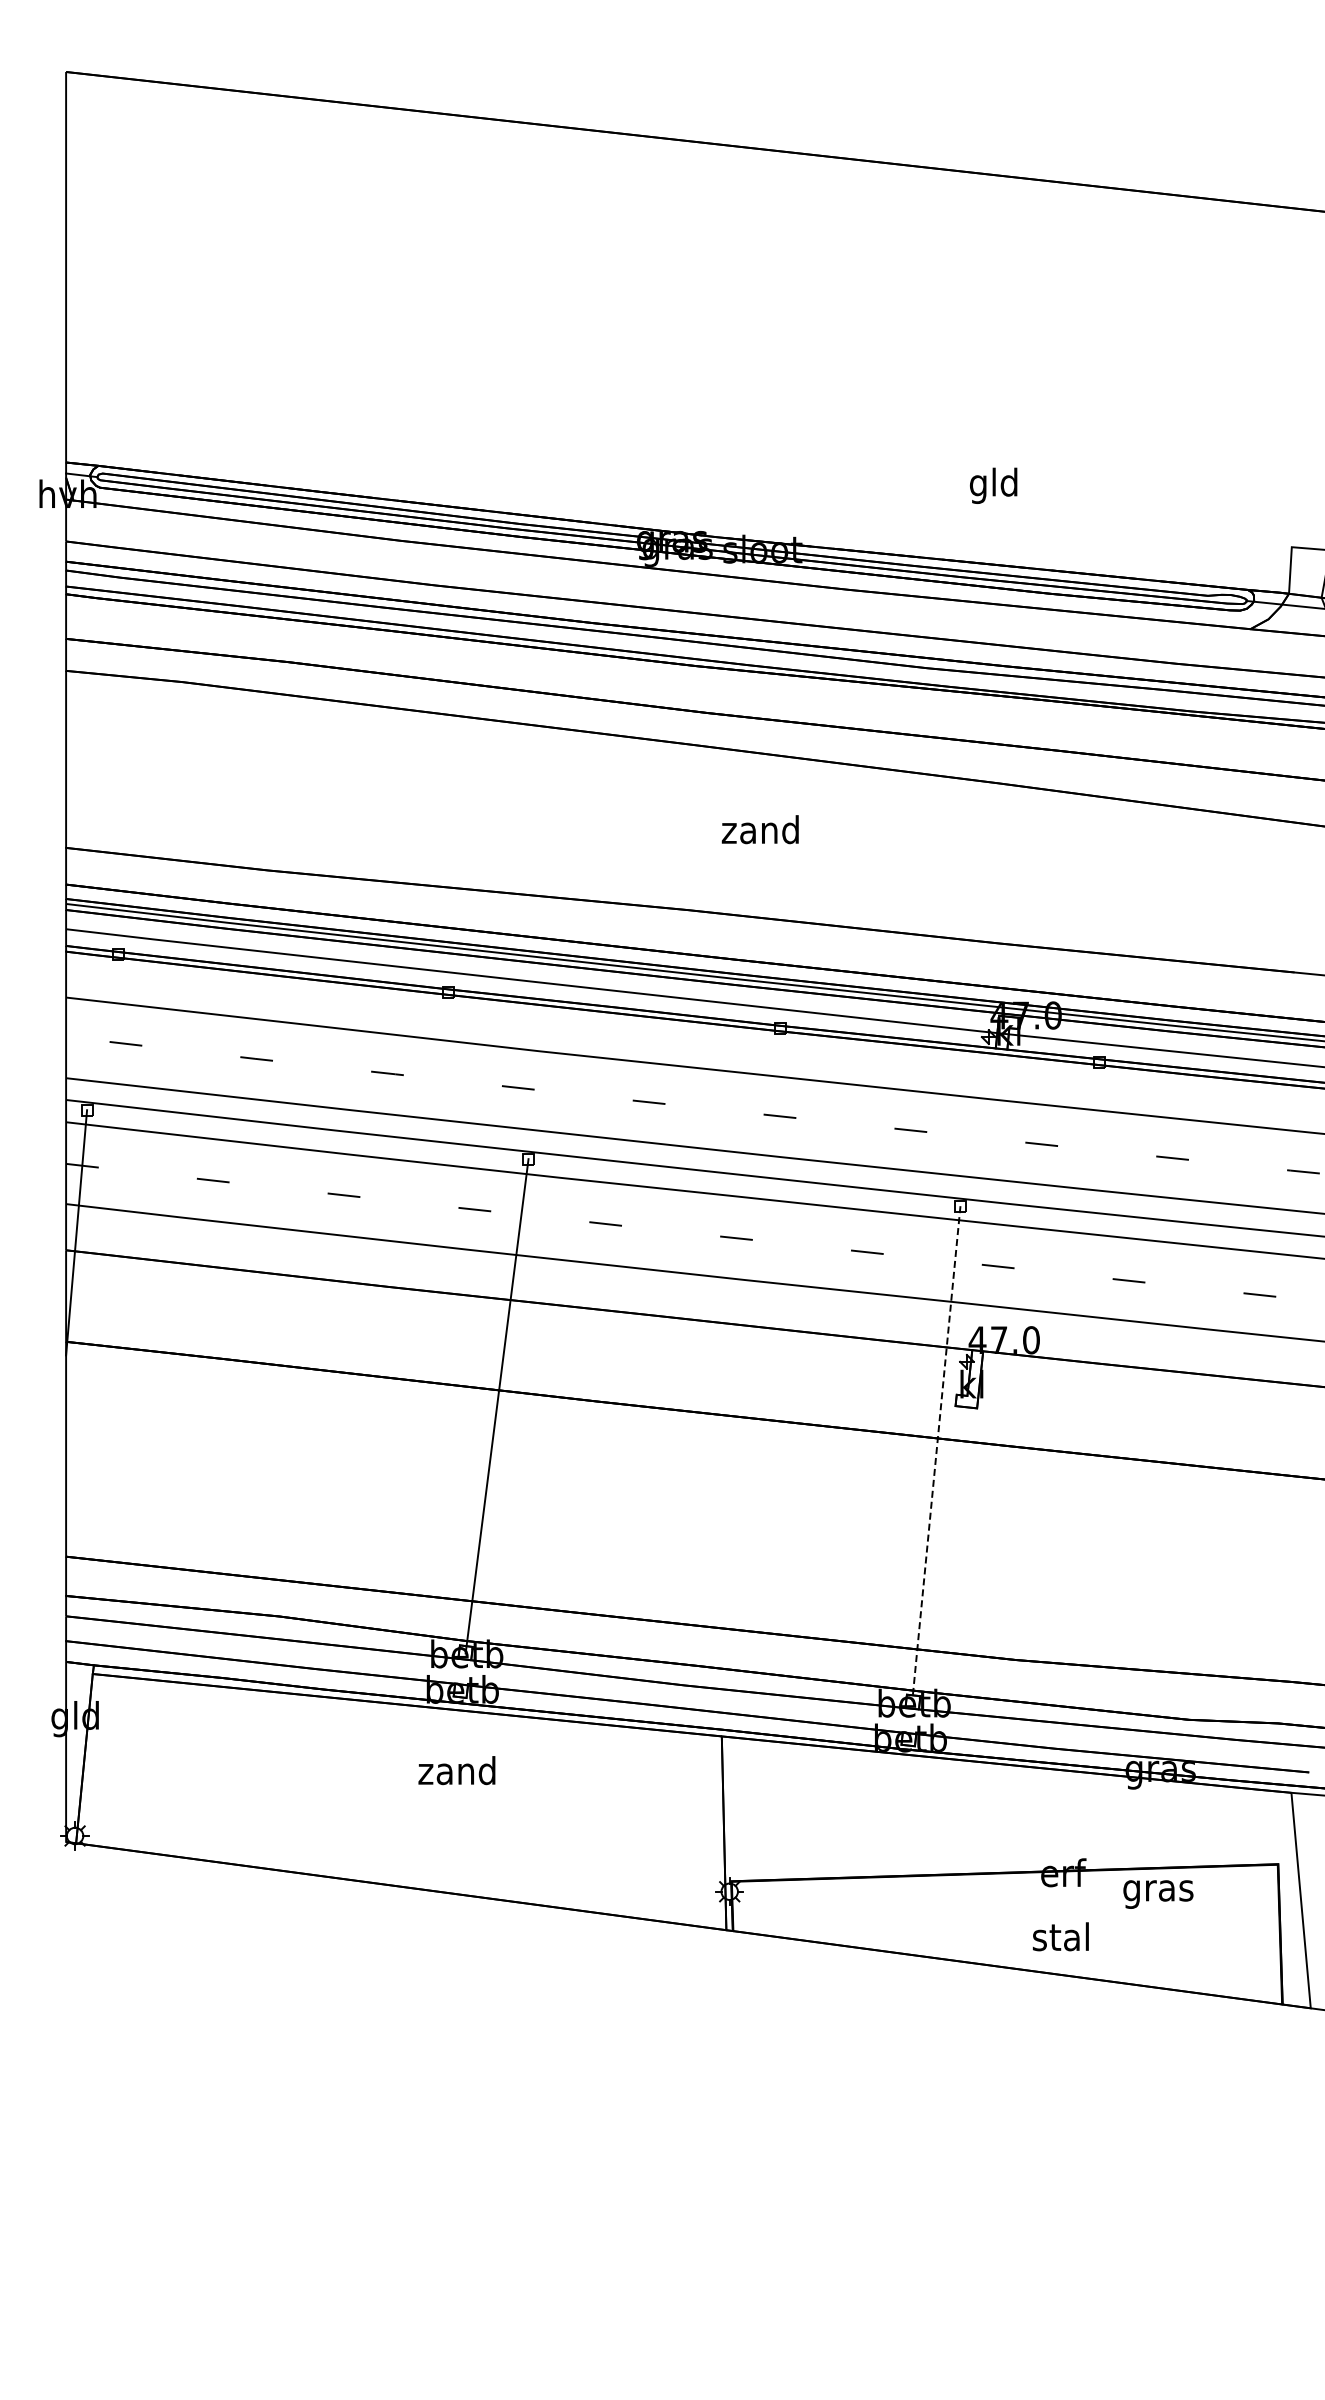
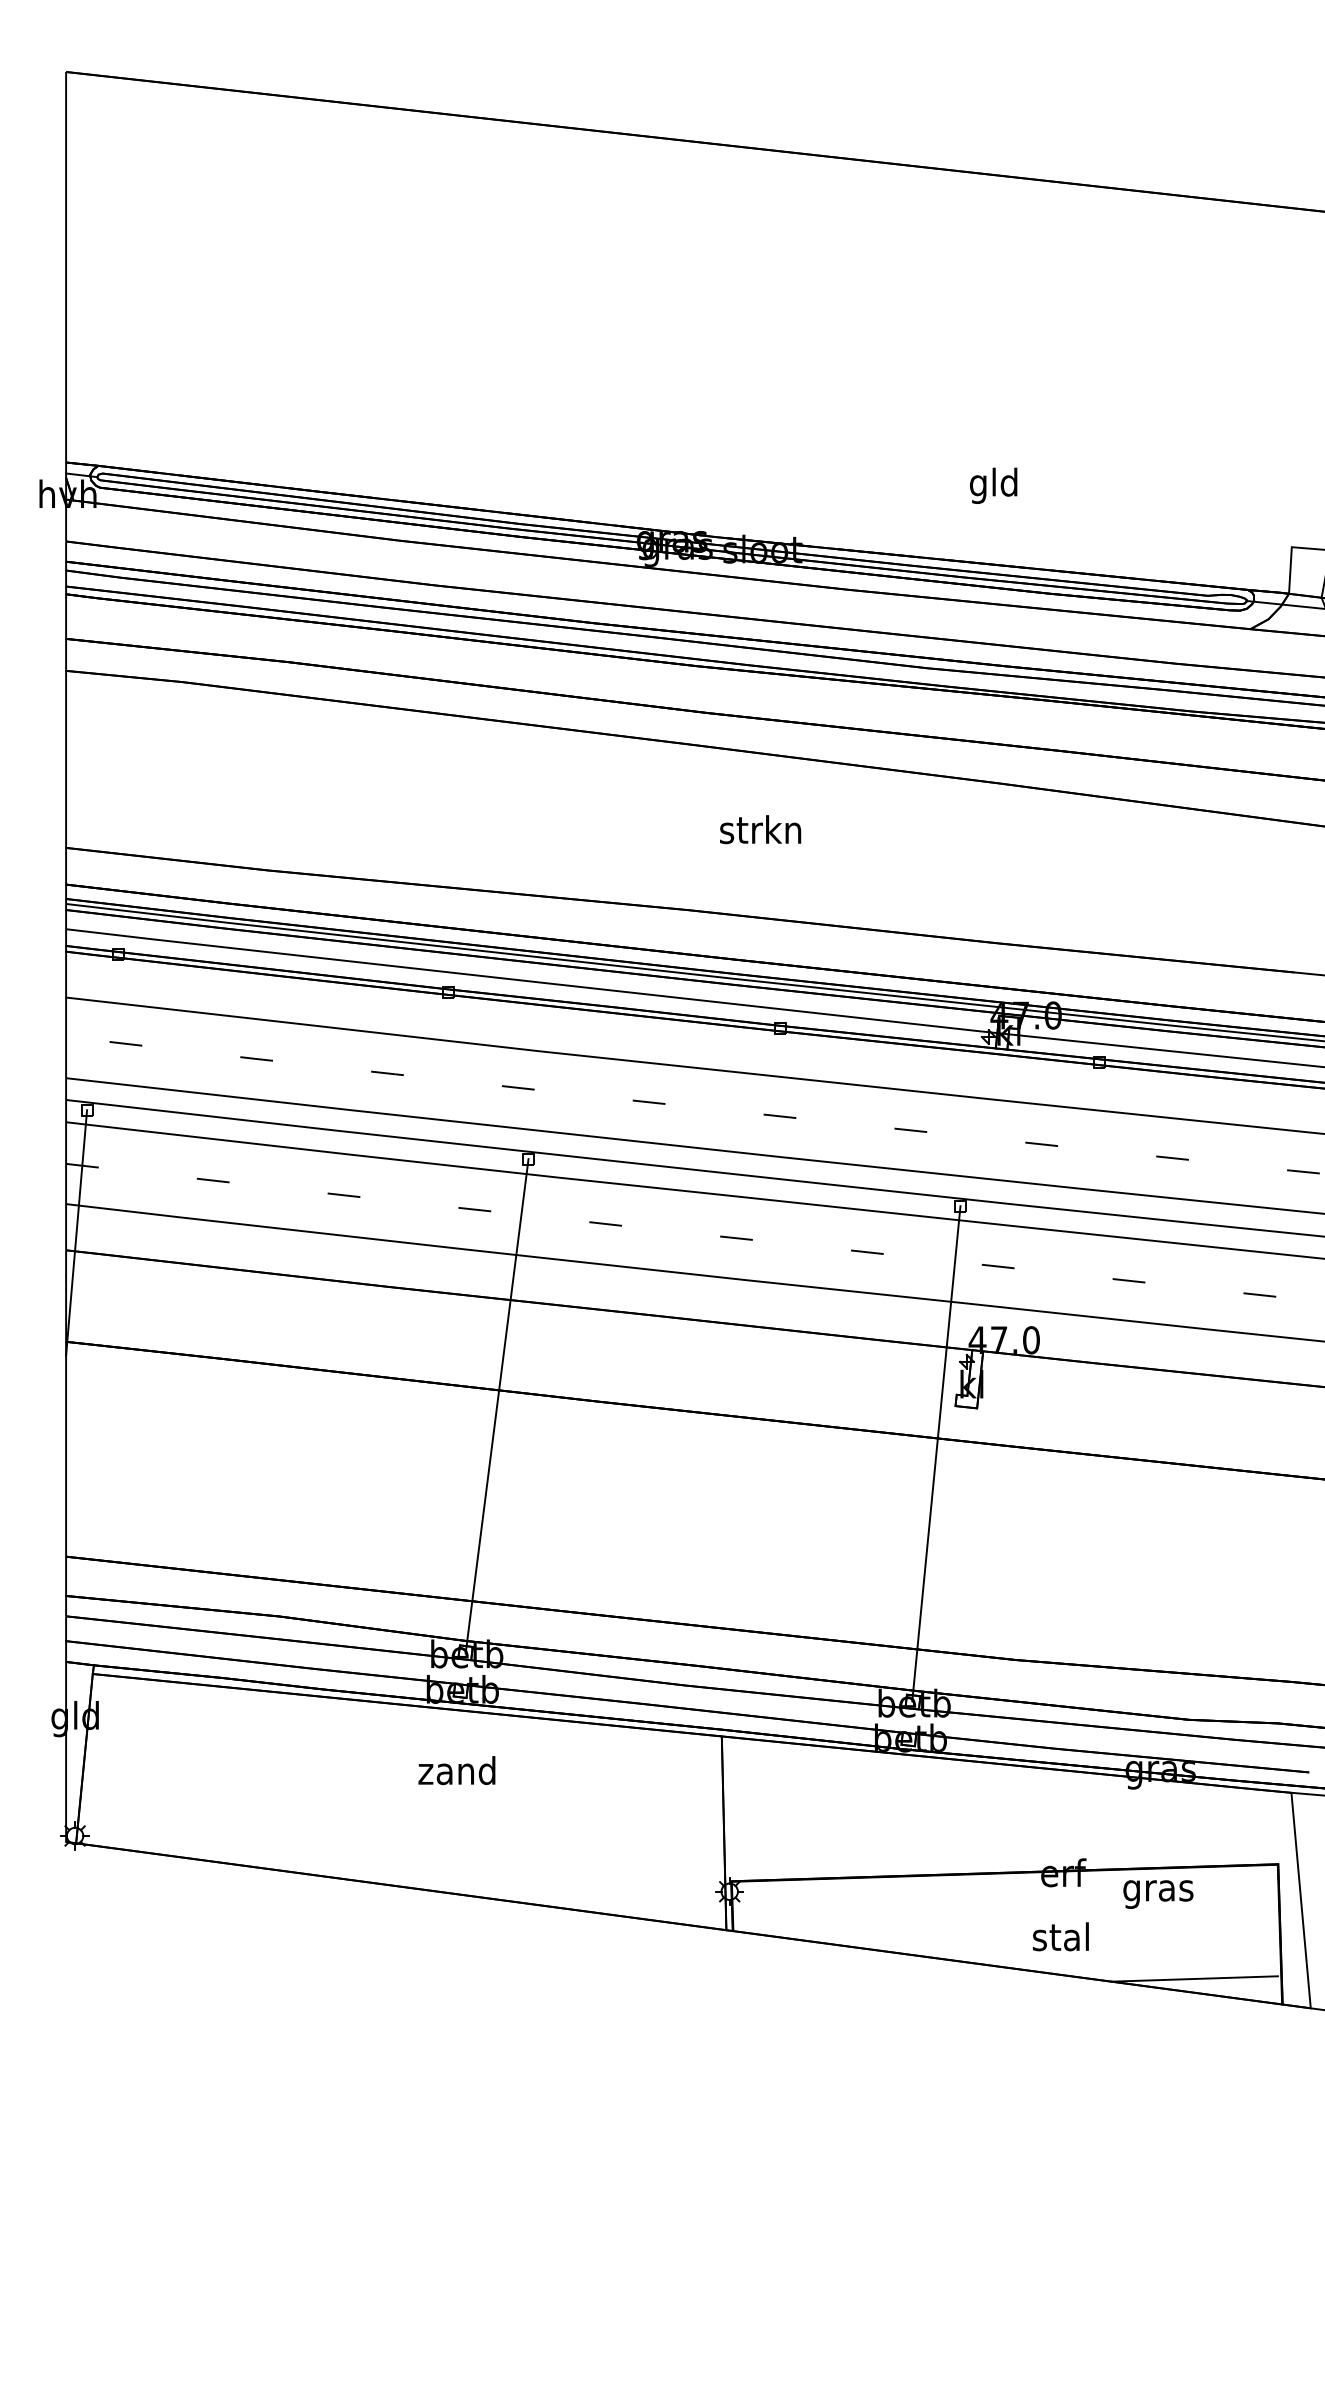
text: zand -> strkn (760, 829)
line: dashed -> solid (936, 1453)
line: none -> present (1194, 1978)
